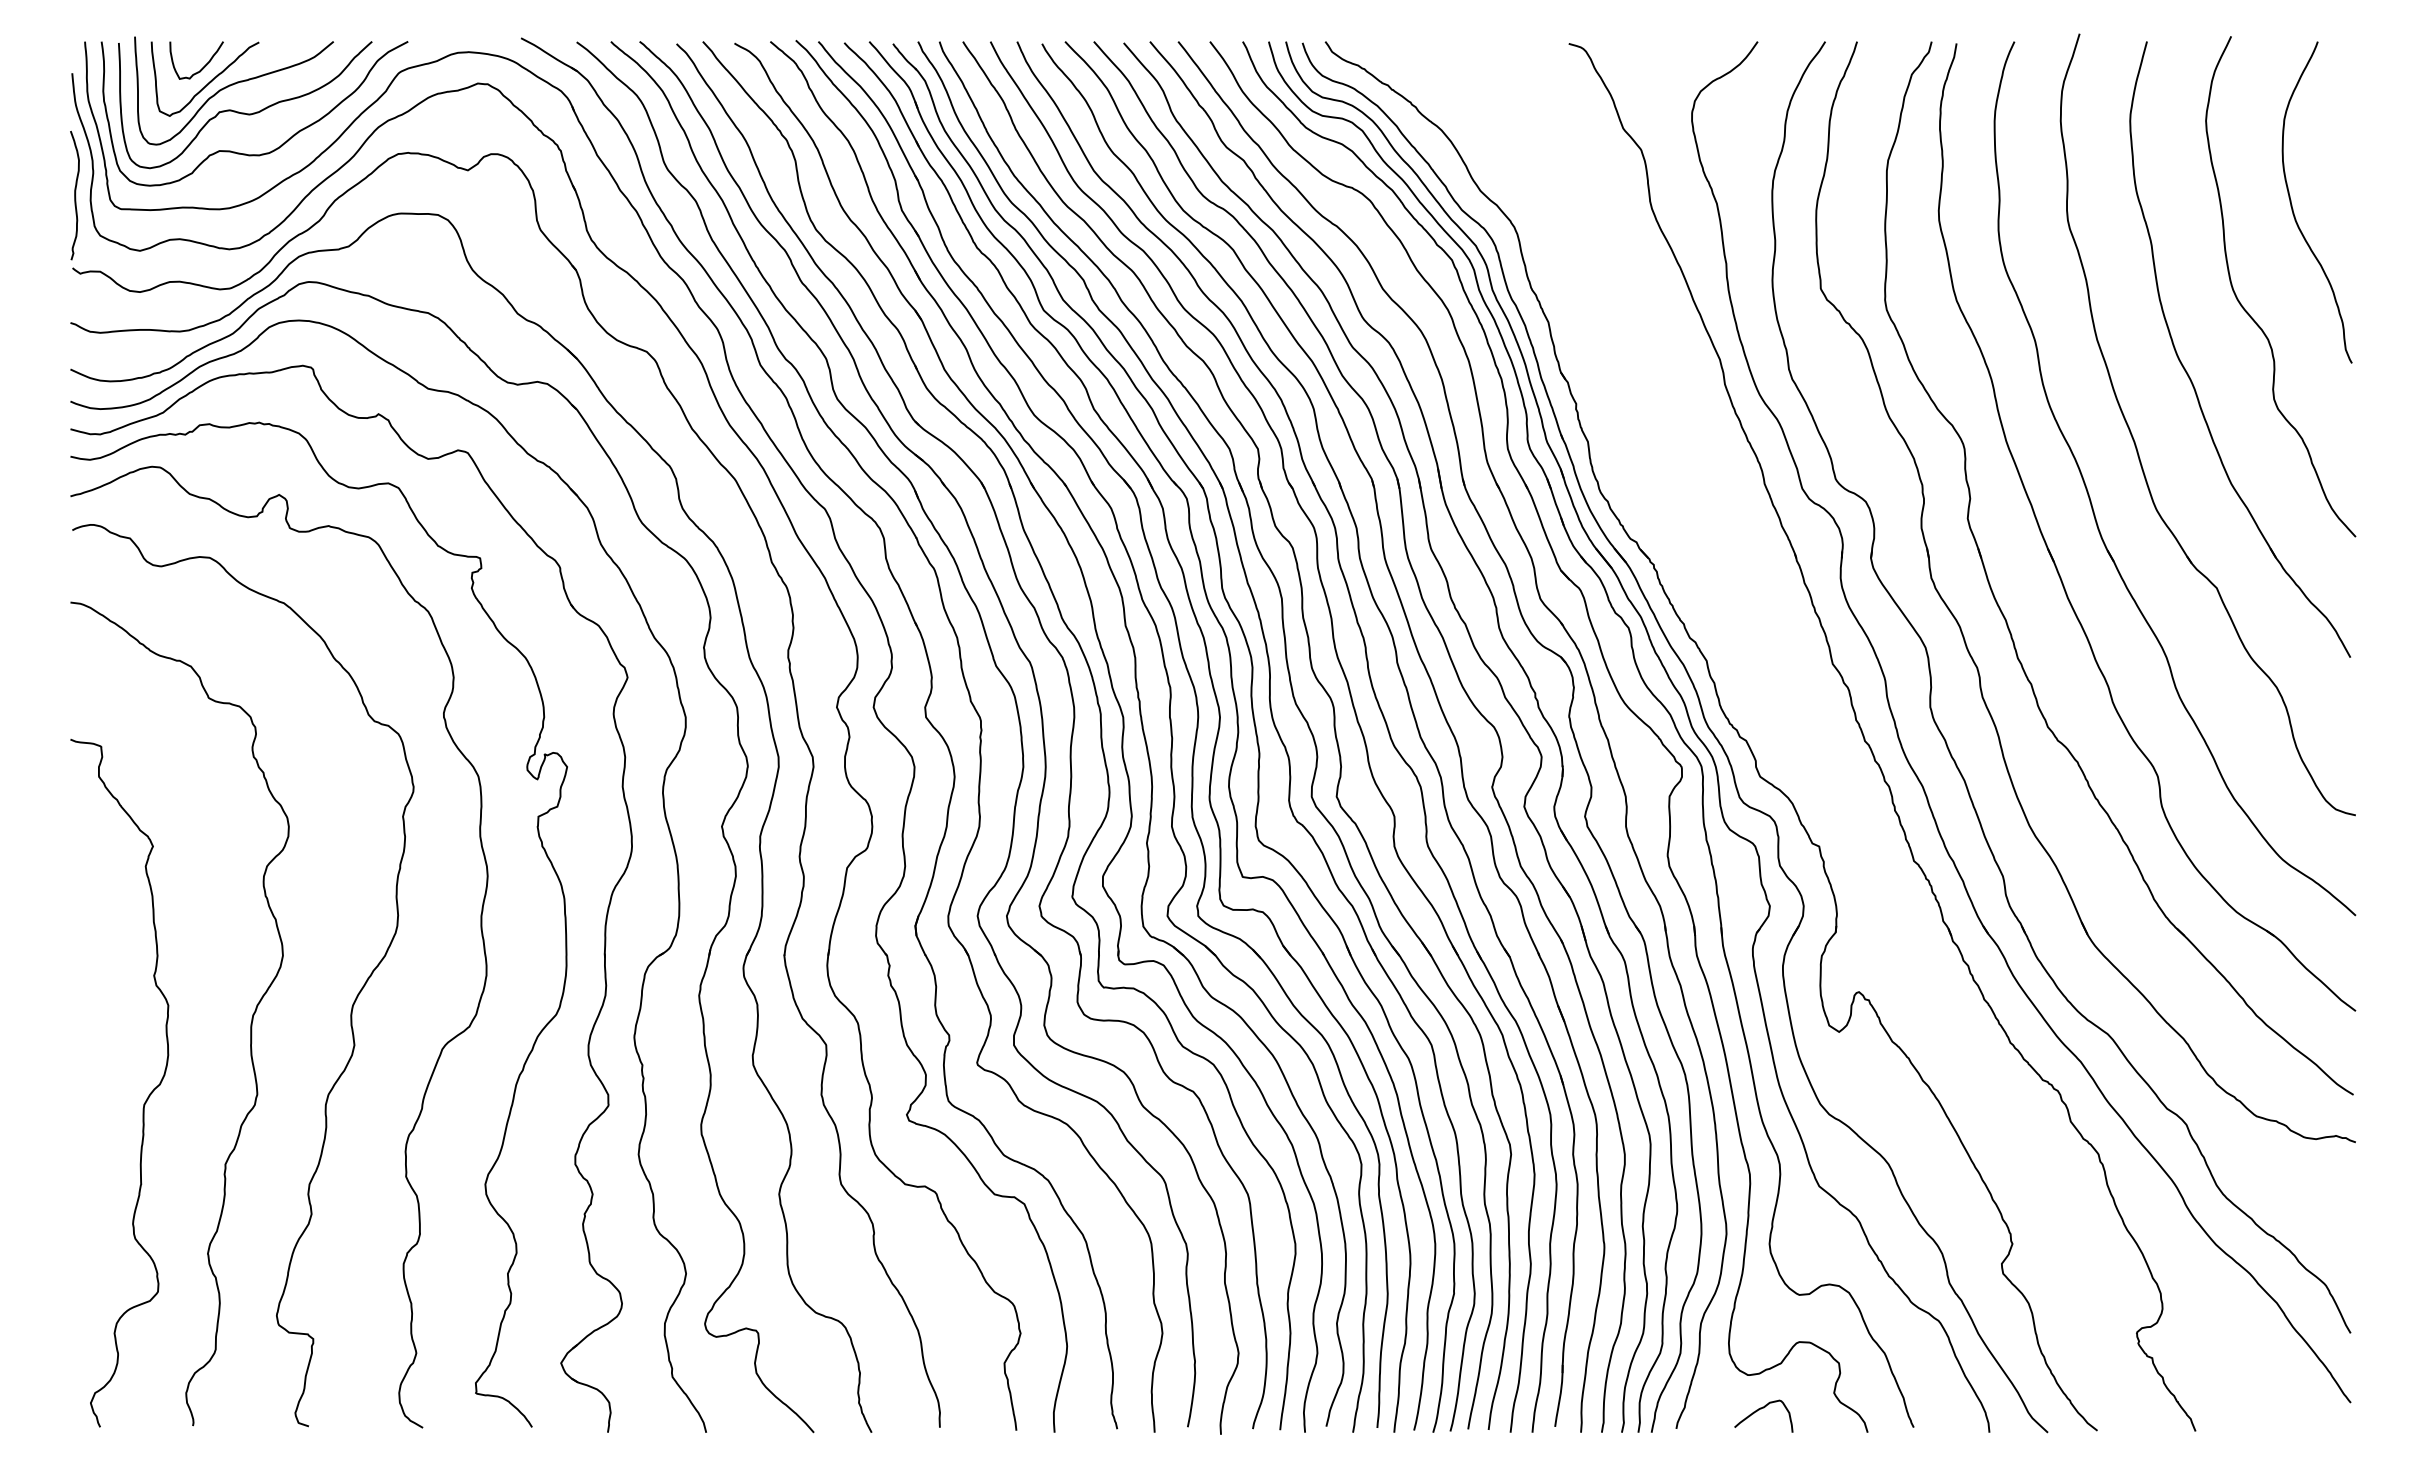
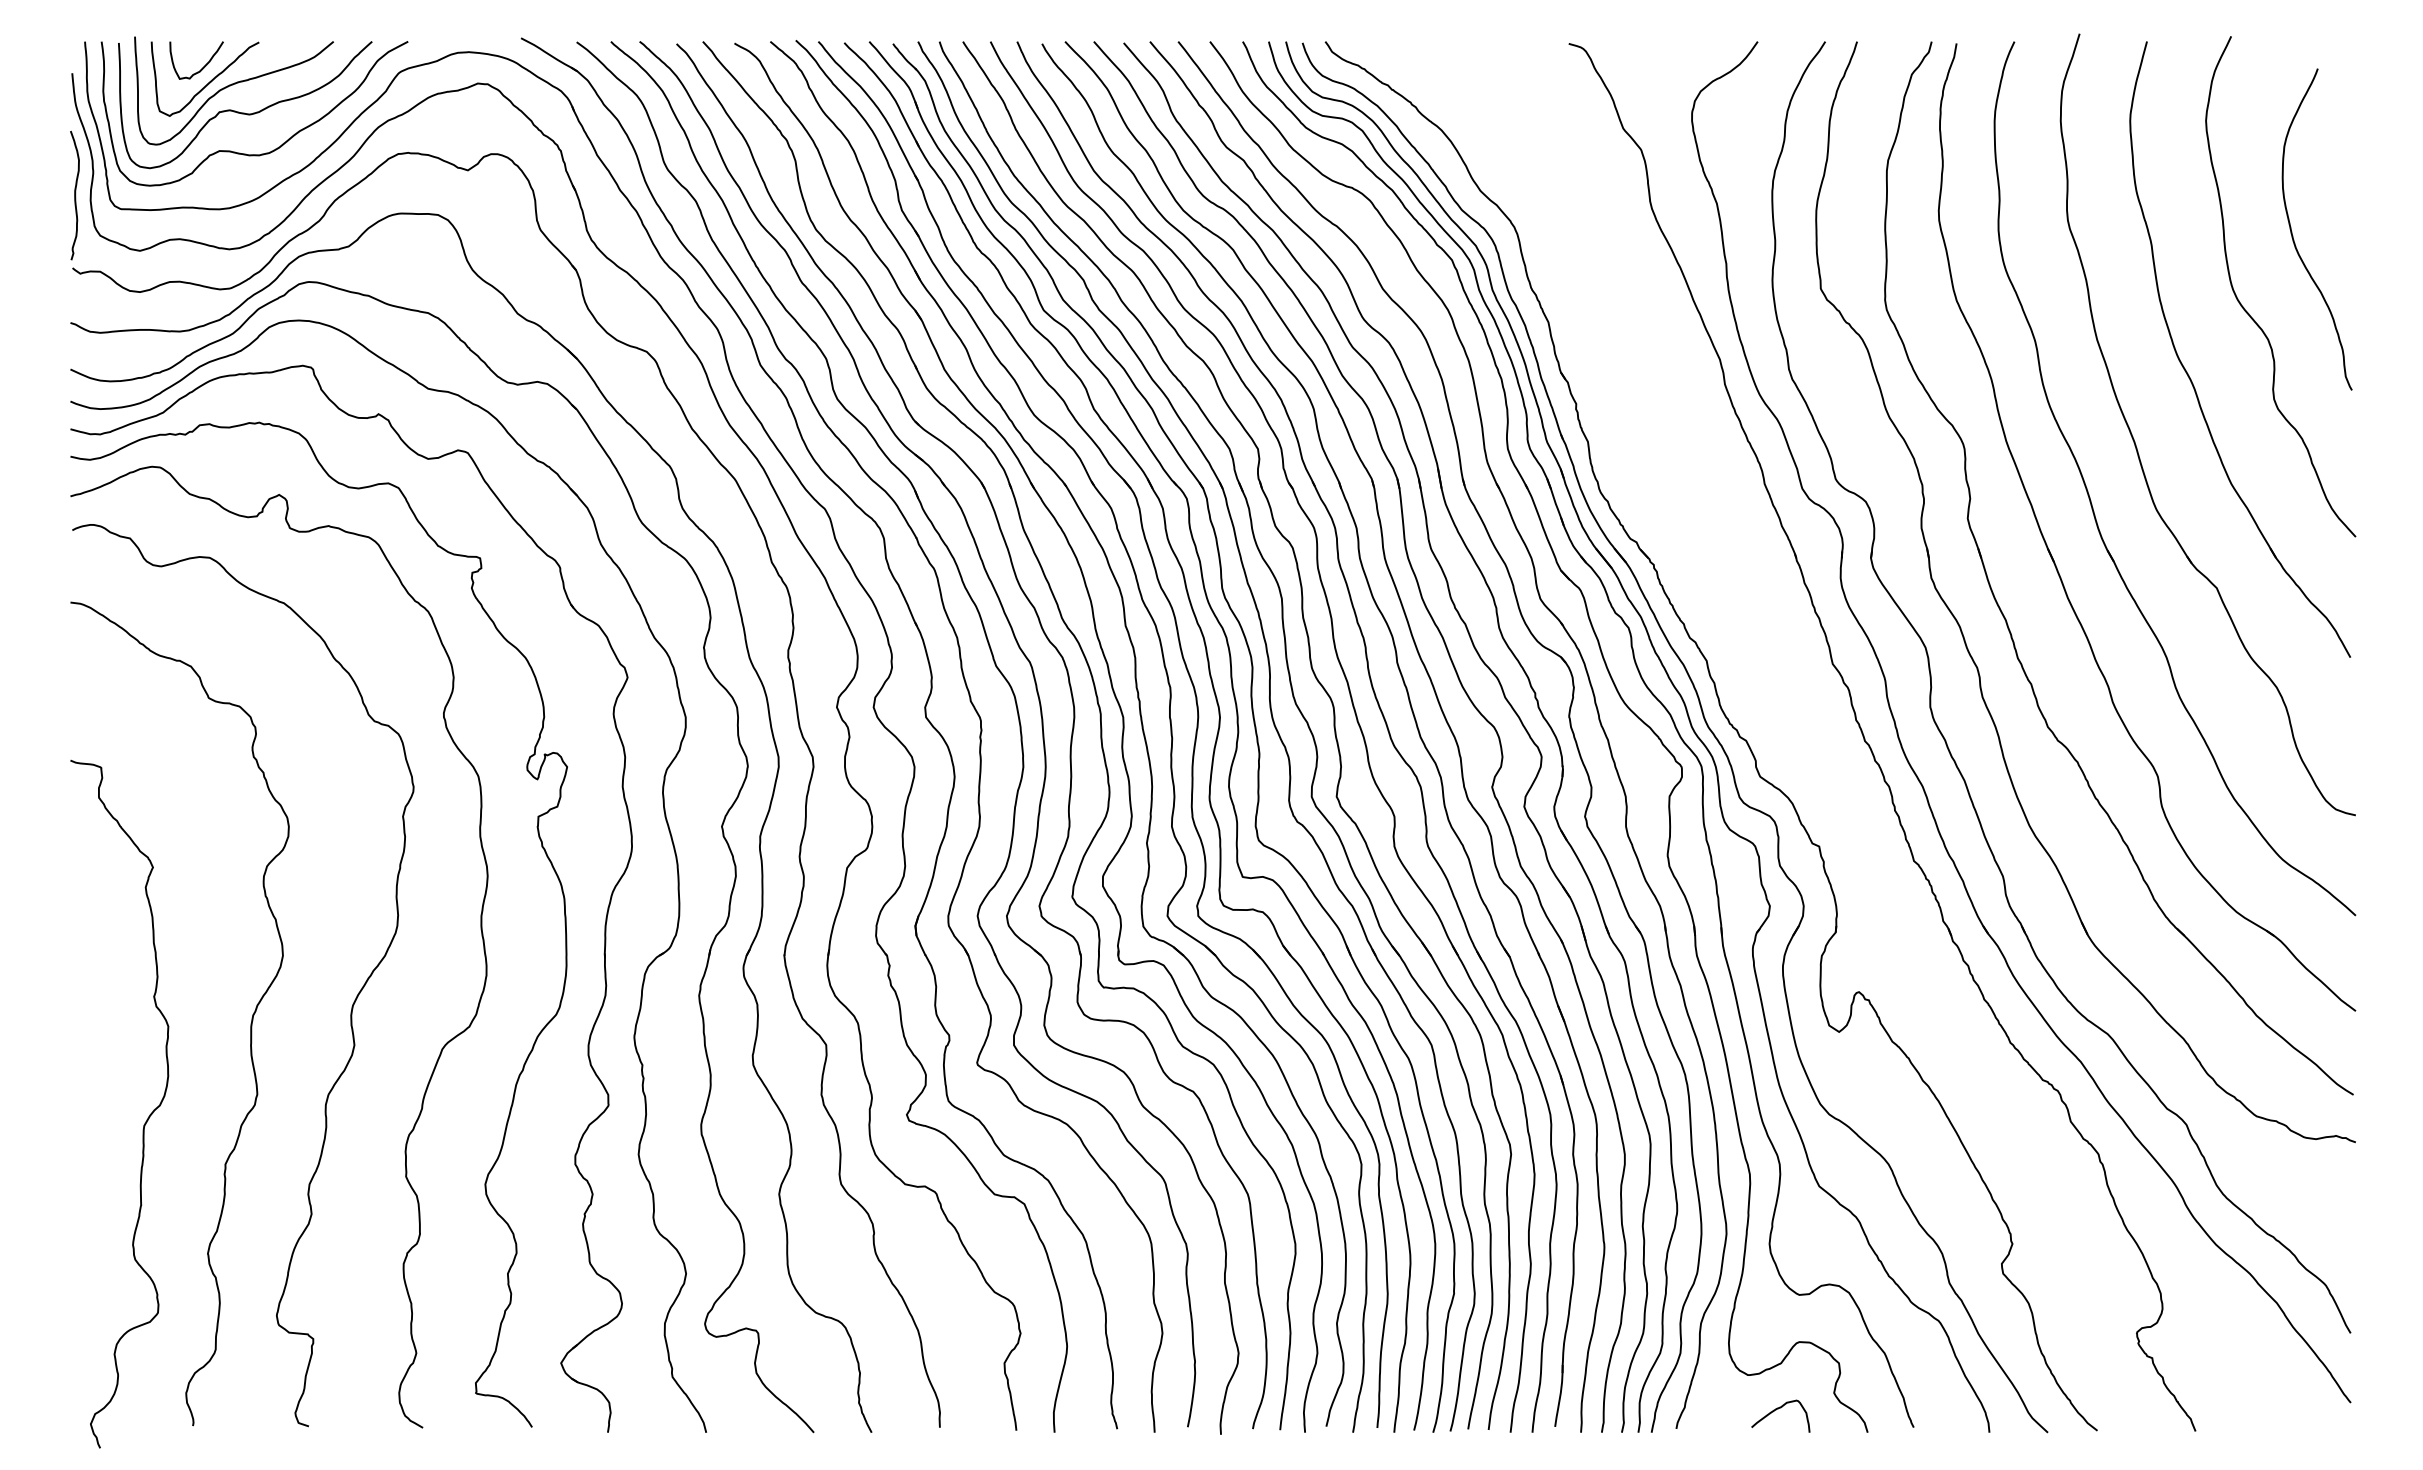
curve position: (2293, 208) -> (2293, 235) (2293, 235)
curve position: (146, 1098) -> (146, 1119) (146, 1119)
curve position: (1761, 1409) -> (1778, 1409) (1778, 1409)
